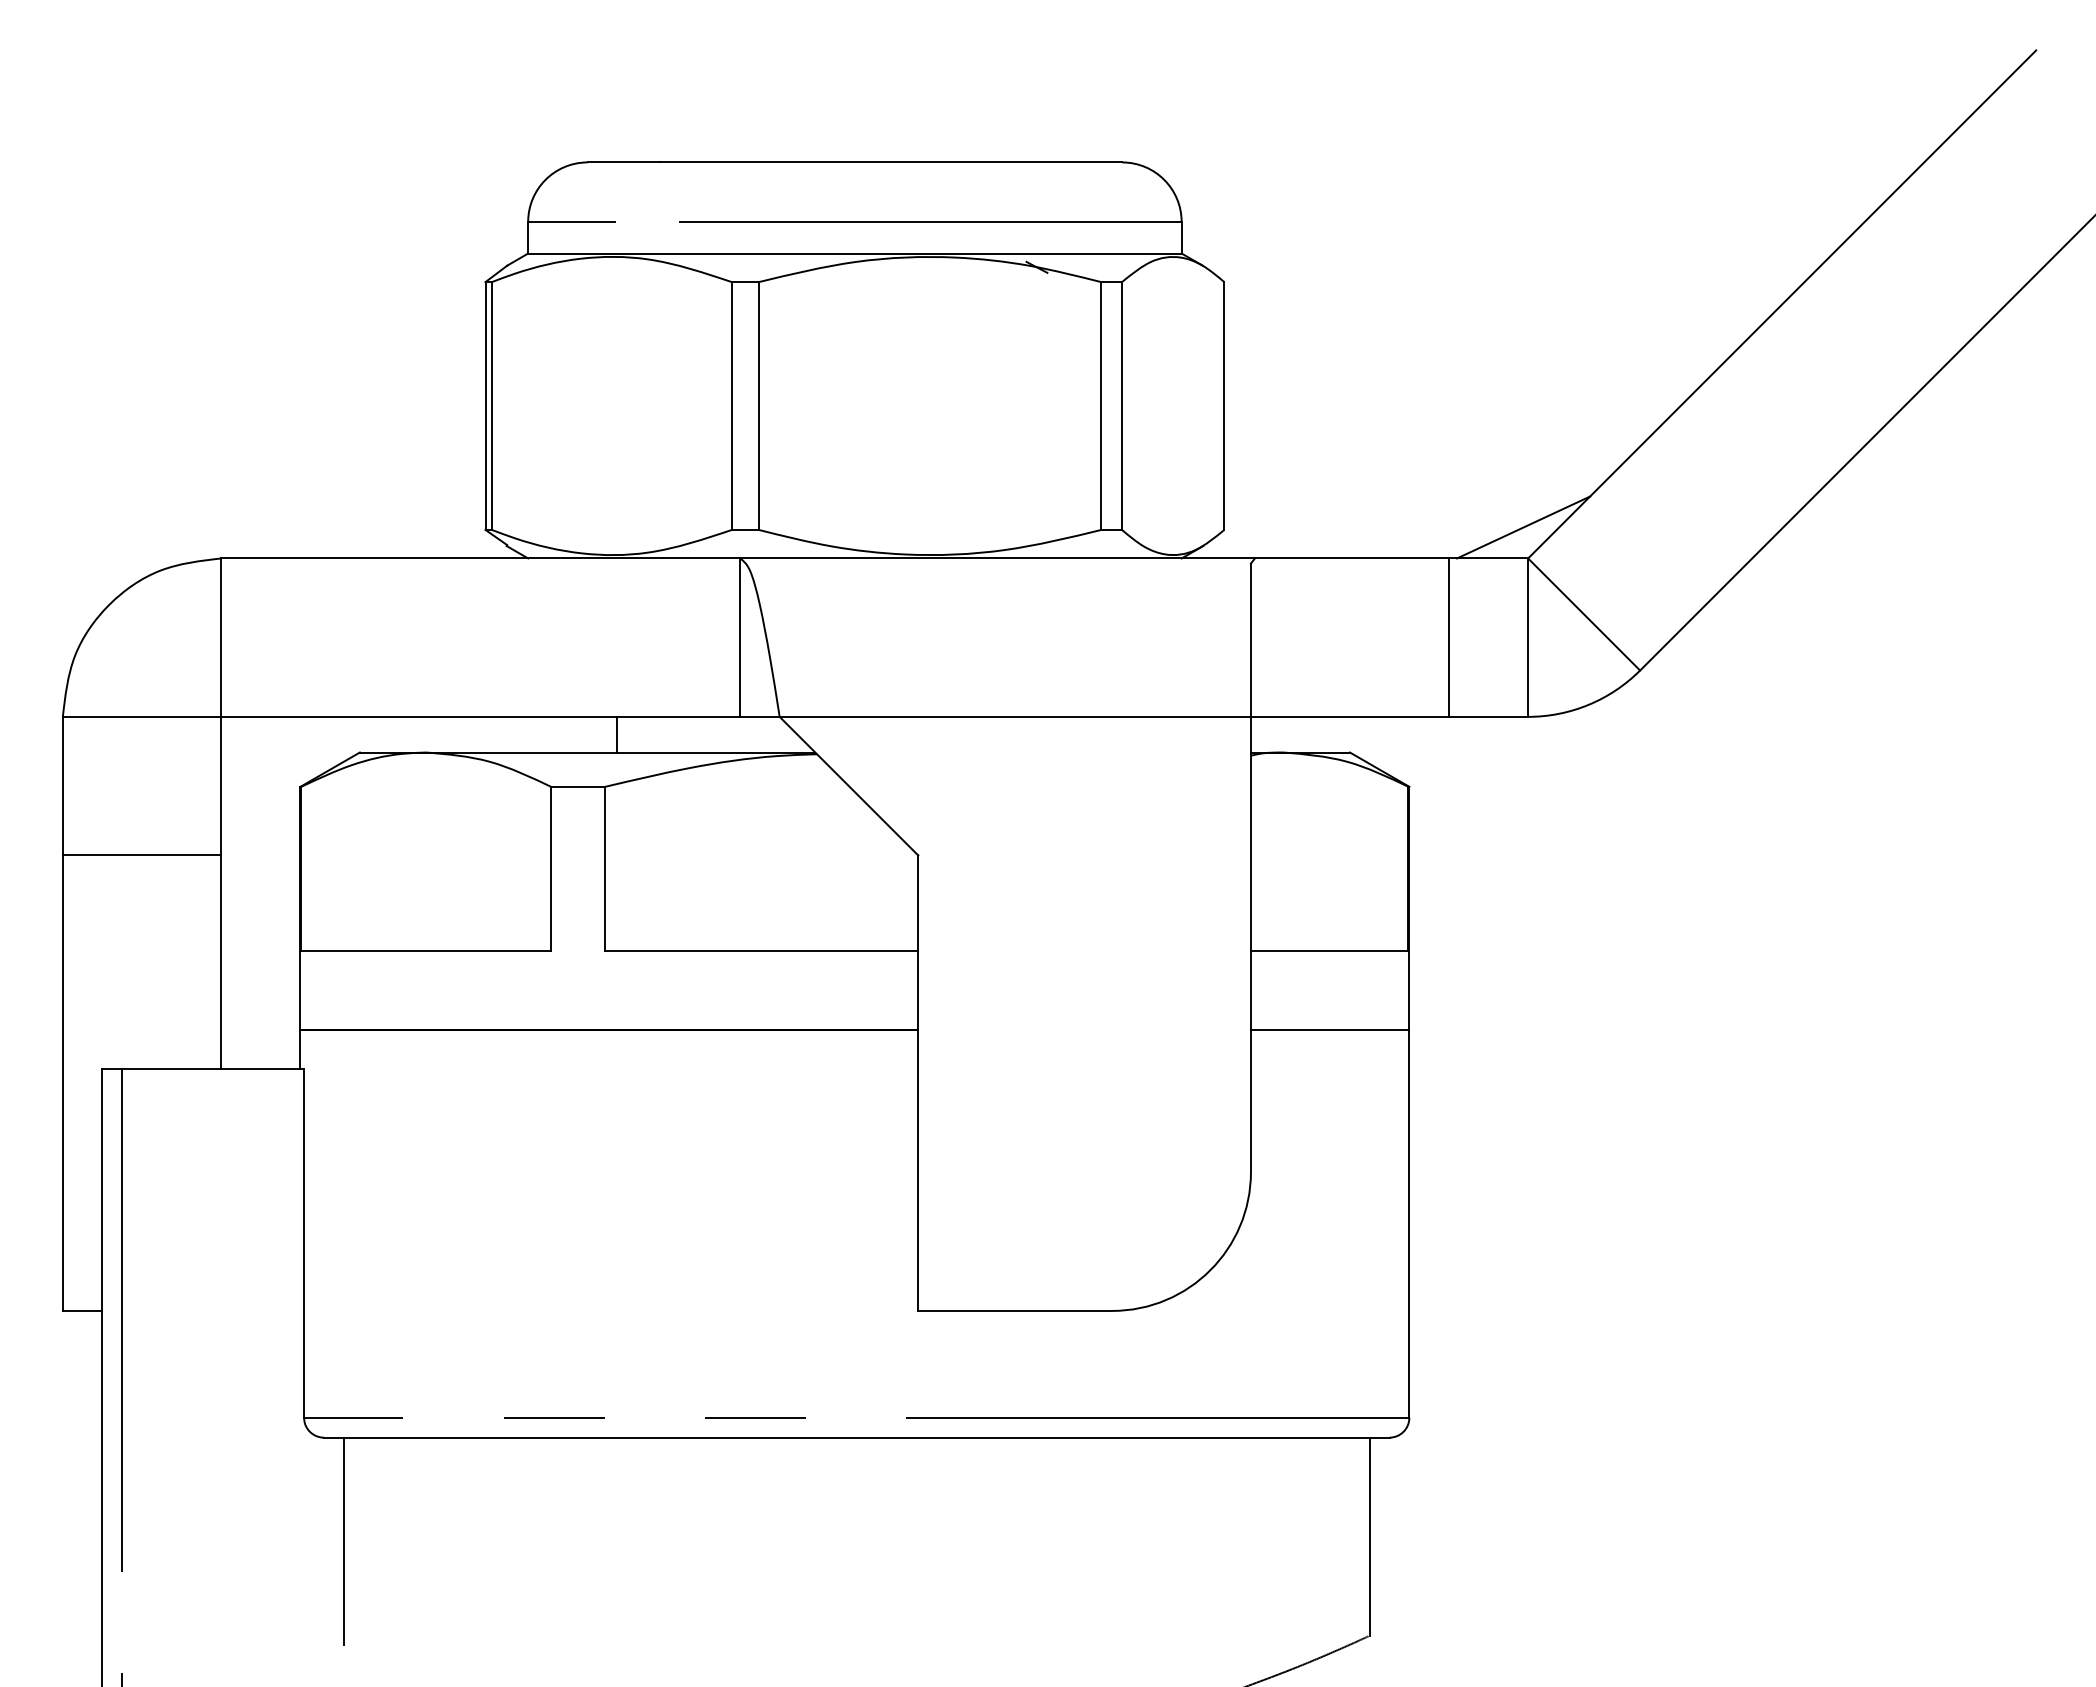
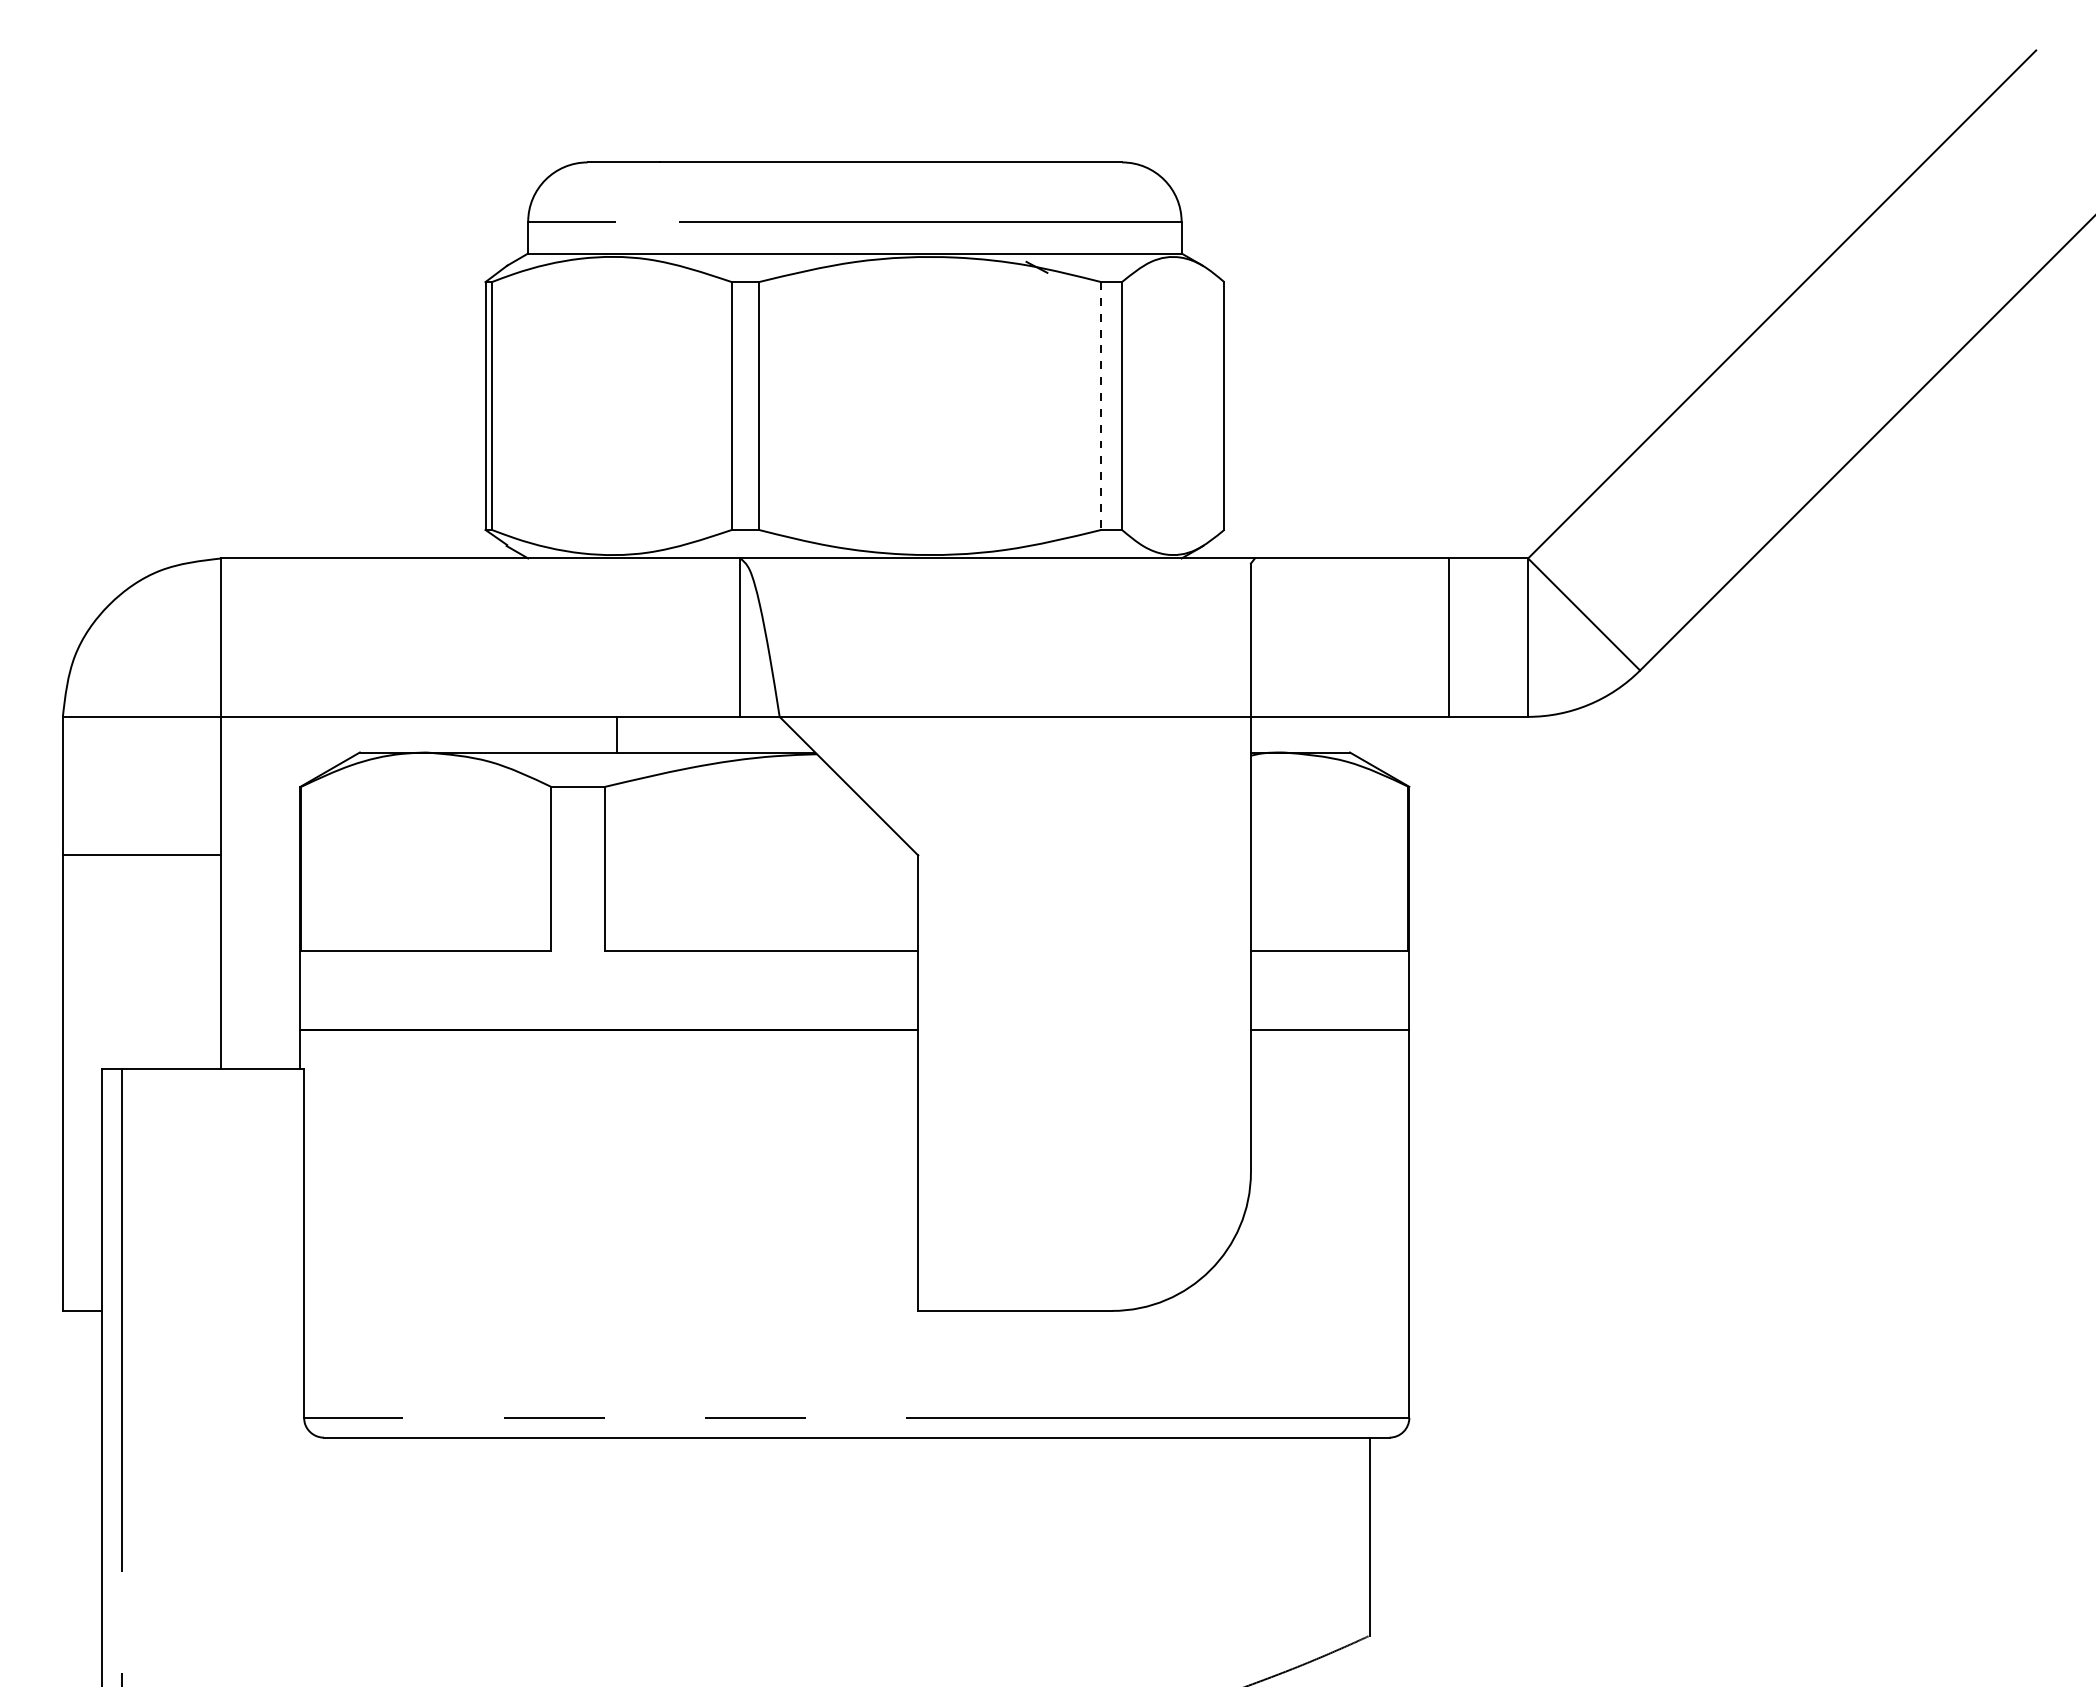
line: solid -> dashed (1101, 406)
line: present -> none (1523, 527)
line: present -> none (344, 1541)
